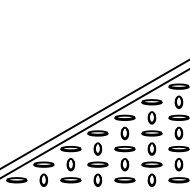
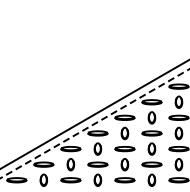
line: solid -> dashed (94, 123)
